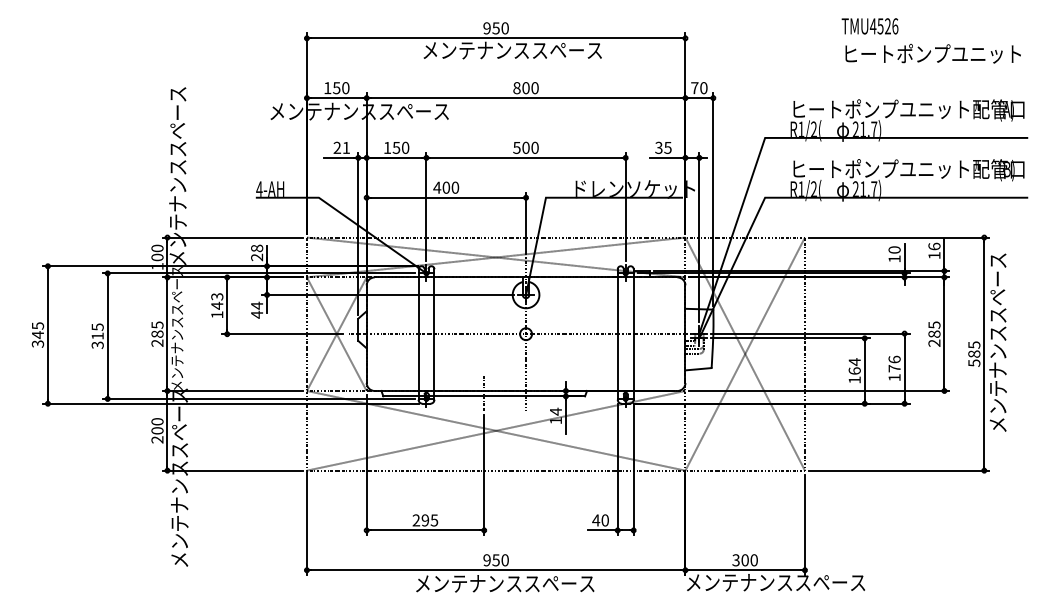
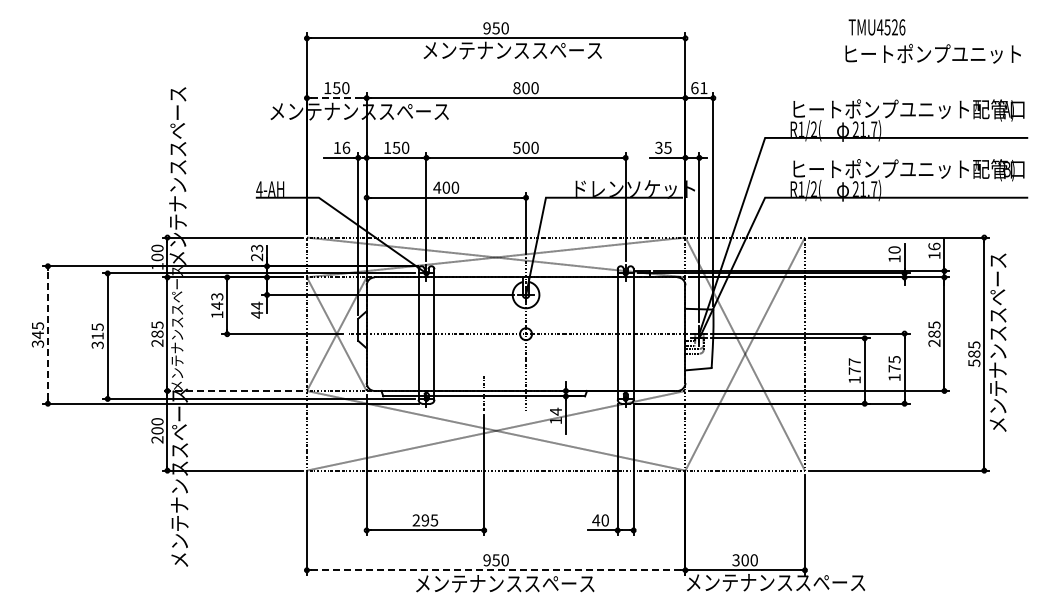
text position: (869, 26) -> (876, 27) (876, 27)
text: 70 -> 61 (699, 88)
line: solid -> dashed (336, 98)
text: 21 -> 16 (341, 147)
text: 28 -> 23 (256, 248)
line: solid -> dashed (47, 335)
text: 176 -> 175 (894, 359)
text: 164 -> 177 (854, 366)
line: solid -> dashed (232, 390)
line: solid -> dashed (496, 570)
